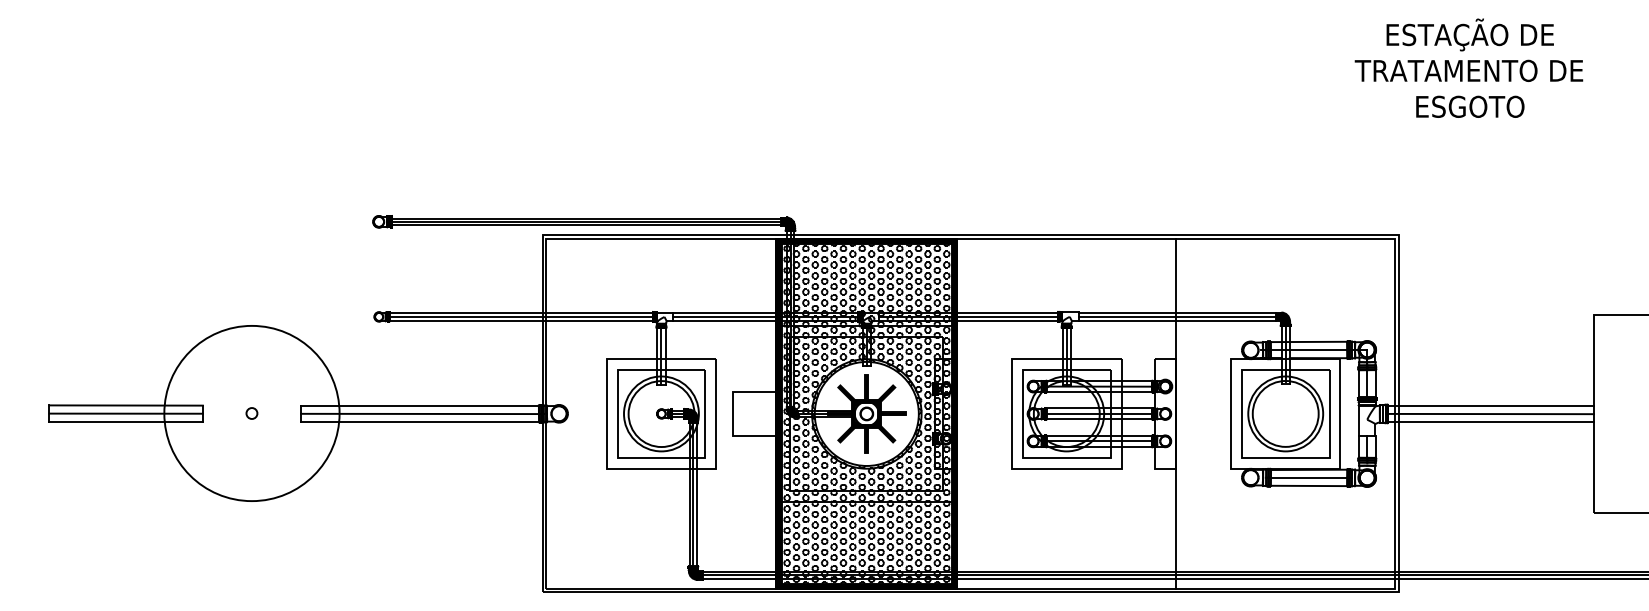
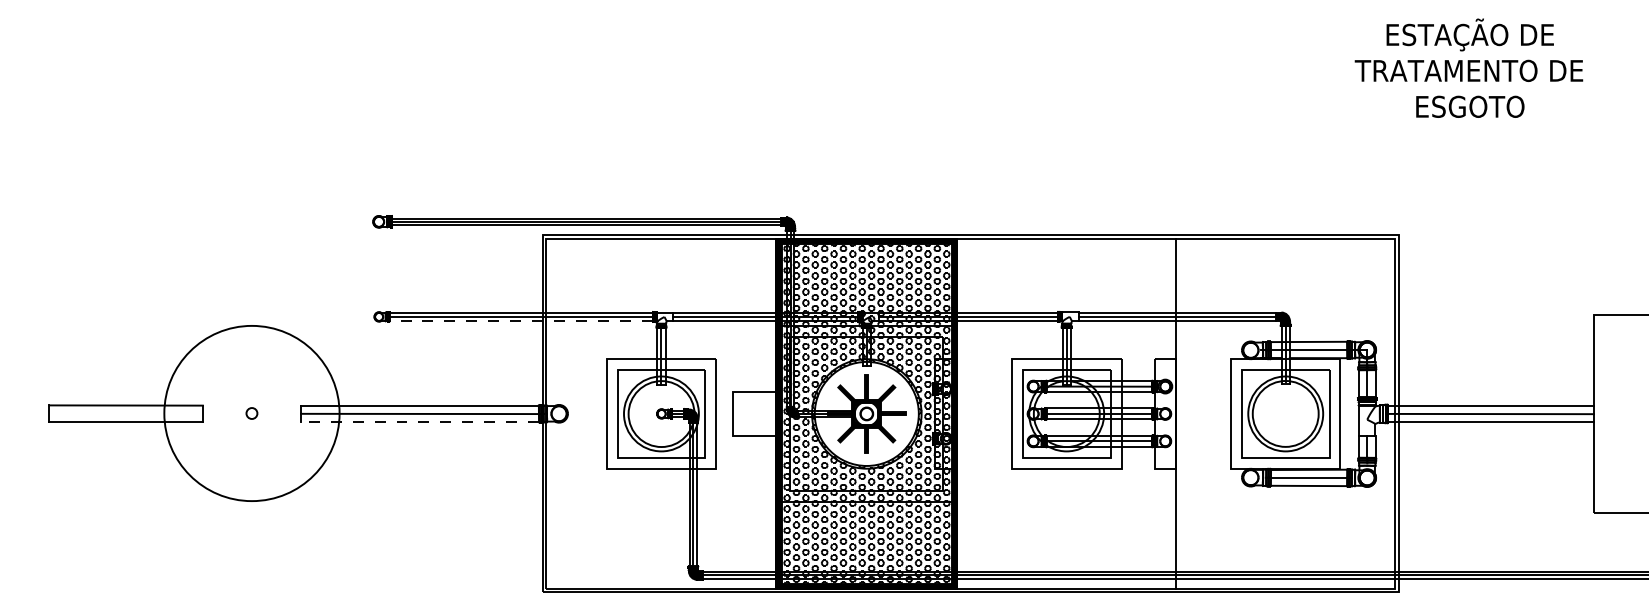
line: solid -> dashed (520, 321)
line: present -> none (125, 413)
line: solid -> dashed (419, 421)
